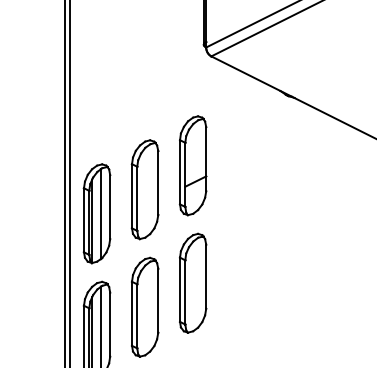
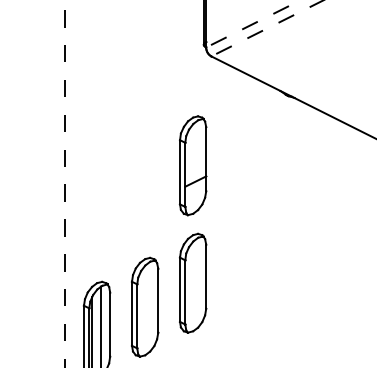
line: solid -> dashed (253, 23)
line: solid -> dashed (267, 28)
line: solid -> dashed (64, 183)
line: present -> none (69, 183)
part: present -> none (144, 189)
part: present -> none (96, 213)
